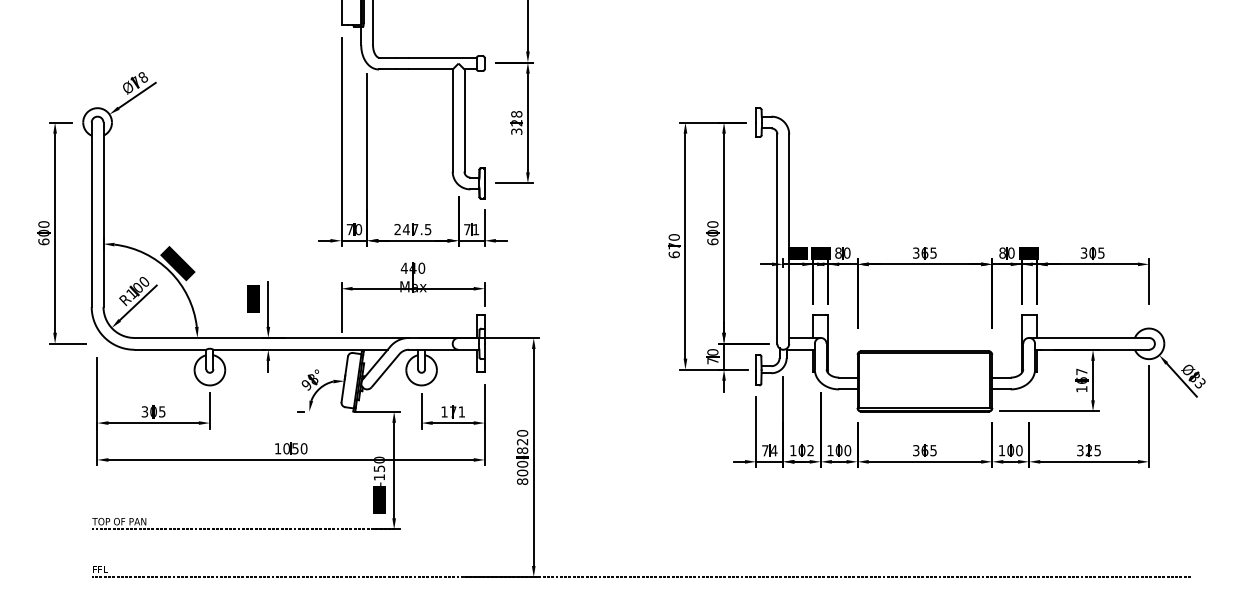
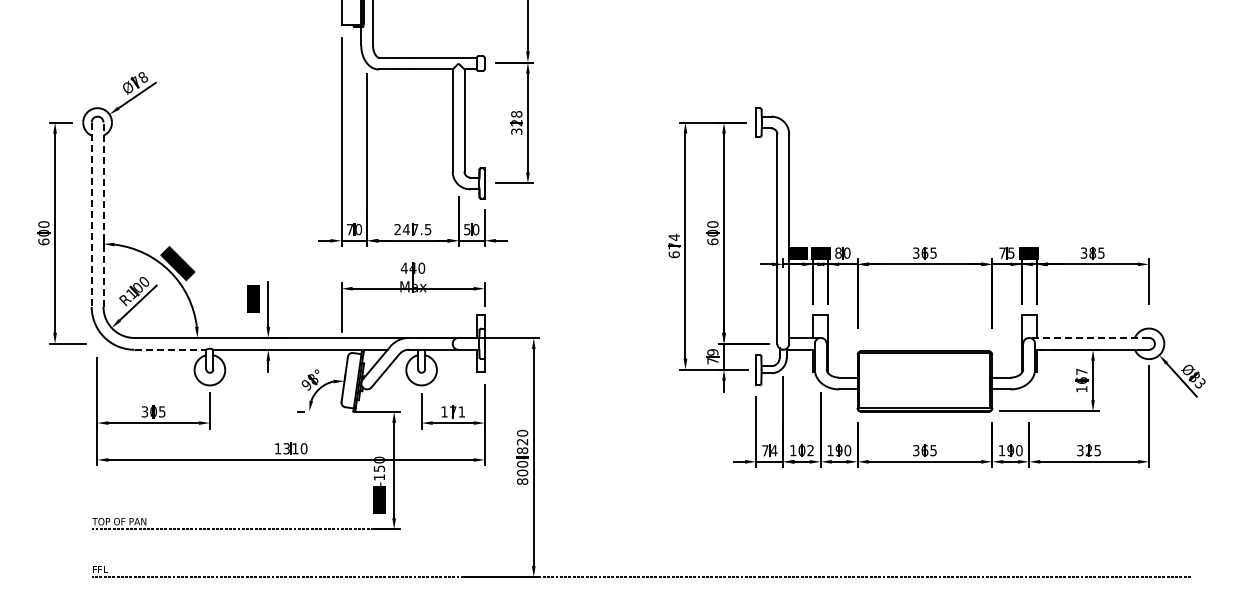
line: solid -> dashed (103, 214)
line: solid -> dashed (91, 215)
text: 71 -> 50 (471, 229)
text: 670 -> 674 (673, 237)
text: 80 -> 75 (1006, 252)
text: 305 -> 385 (1092, 252)
line: solid -> dashed (1089, 337)
line: solid -> dashed (170, 349)
text: 70 -> 79 (712, 352)
text: 1050 -> 1310 (290, 448)
text: 100 -> 190 (838, 450)
text: 100 -> 190 (1010, 450)
